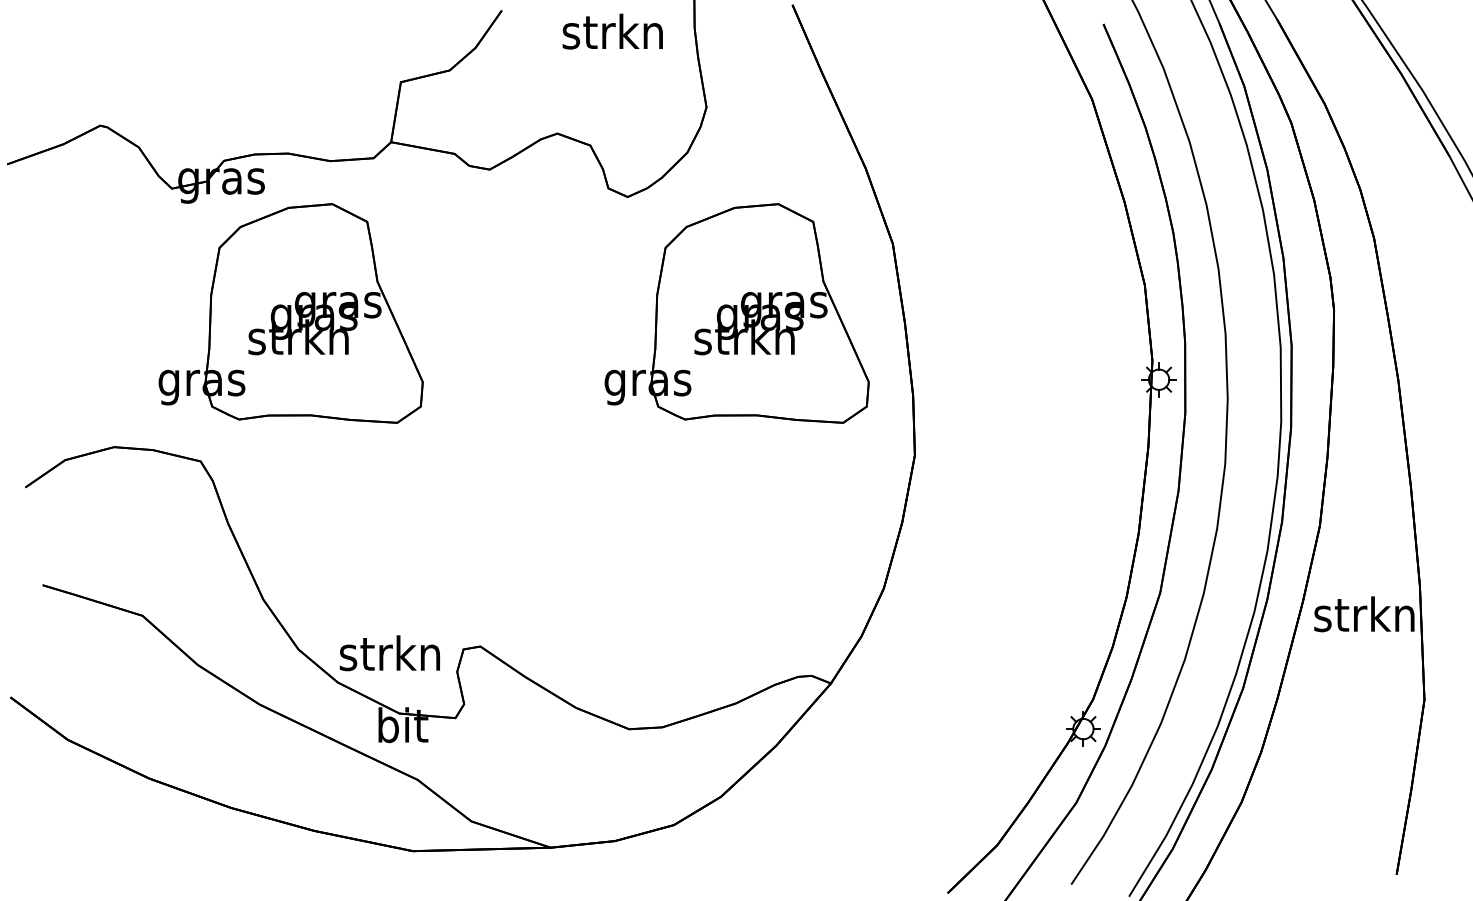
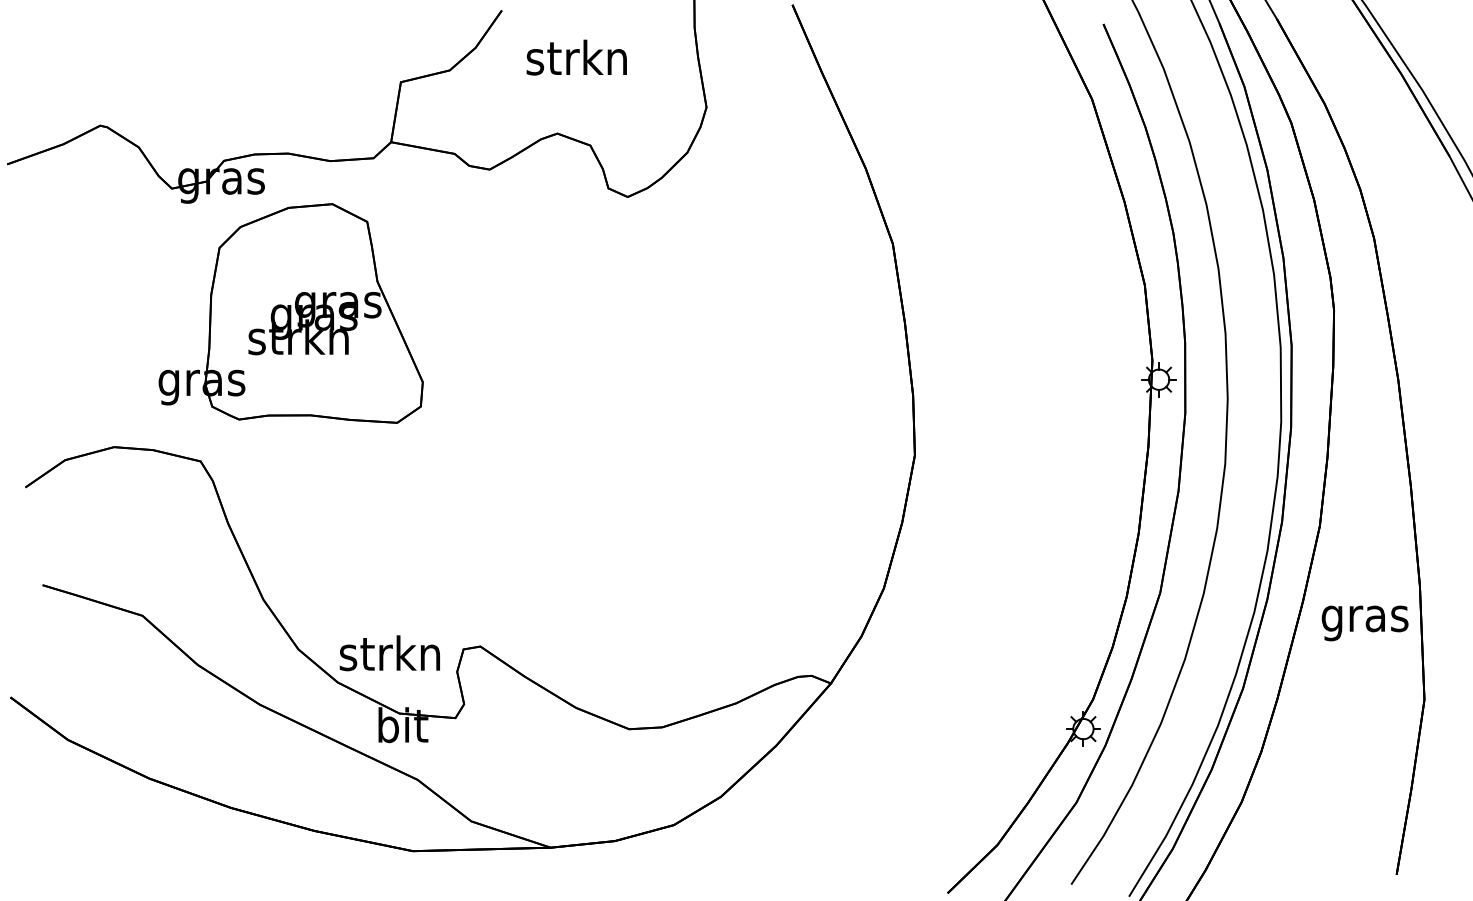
text position: (612, 31) -> (576, 57) (576, 57)
part: present -> none (736, 313)
text: strkn -> gras (1364, 618)
